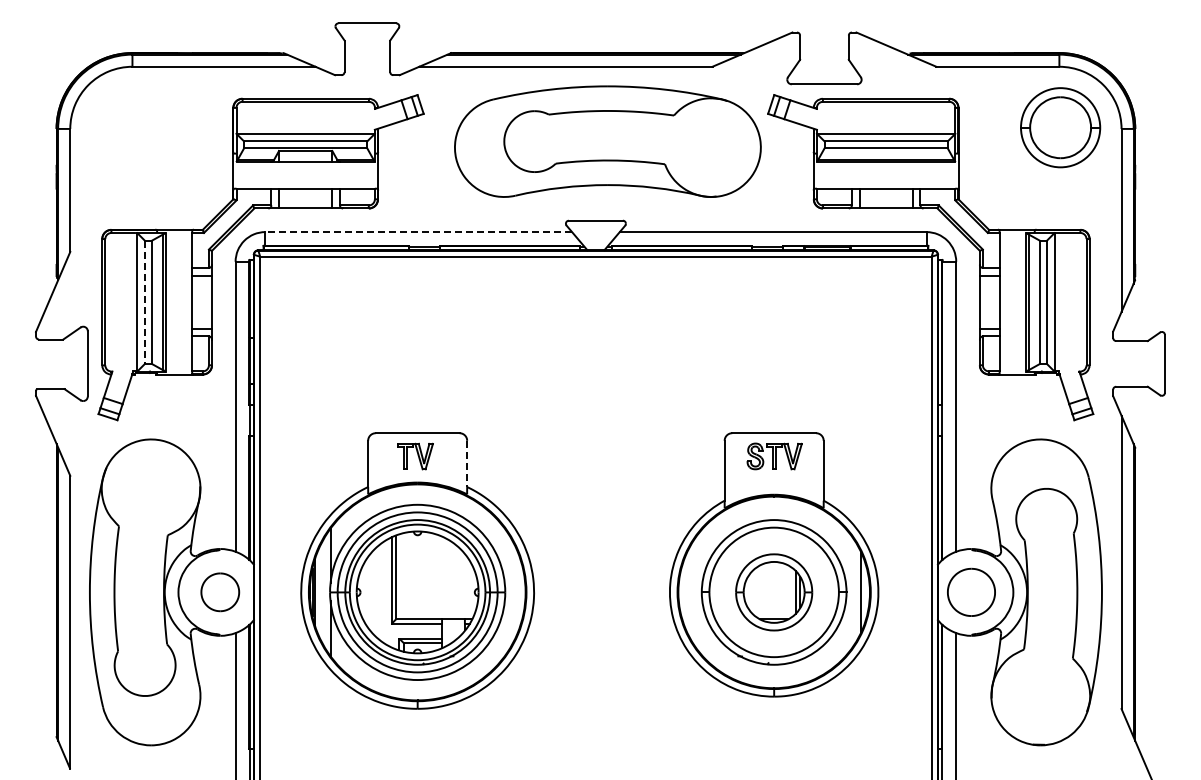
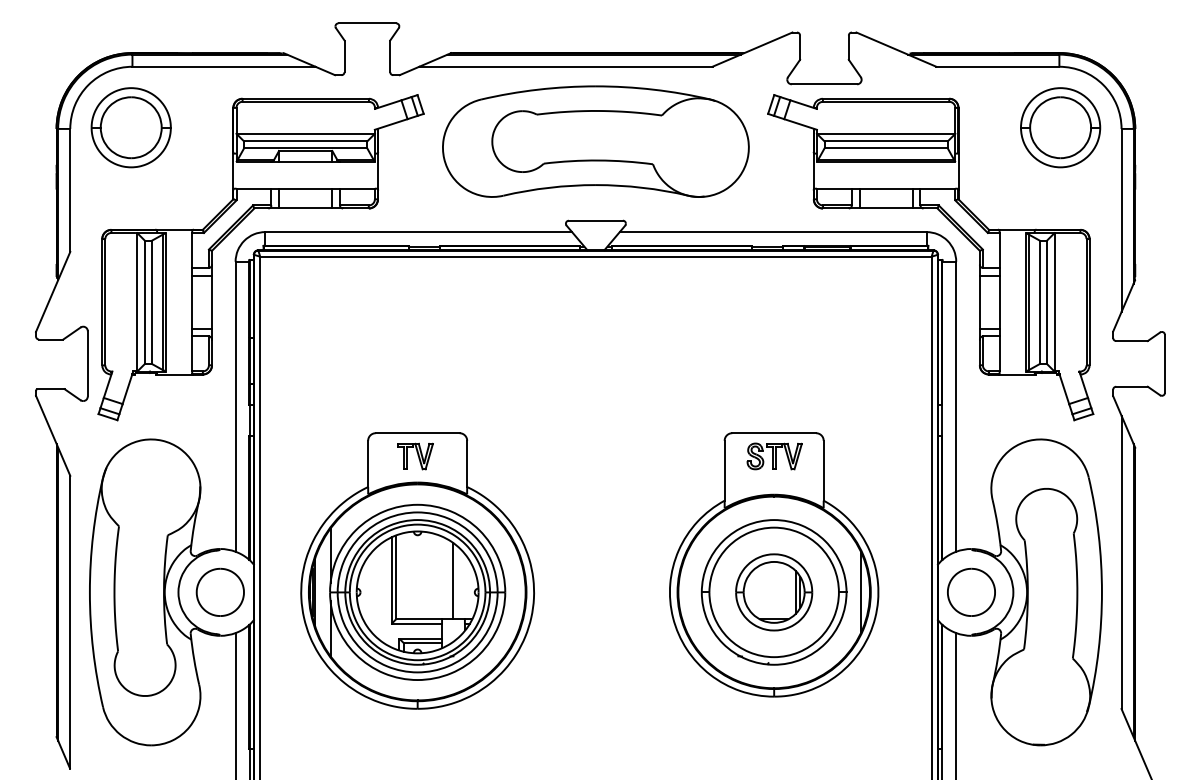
part: none -> present (130, 127)
part position: (607, 141) -> (595, 141) (595, 141)
line: dashed -> solid (418, 232)
line: dashed -> solid (144, 302)
line: dashed -> solid (467, 464)
line: none -> present (453, 581)
part size: 41x41 px -> 50x50 px (219, 591)
